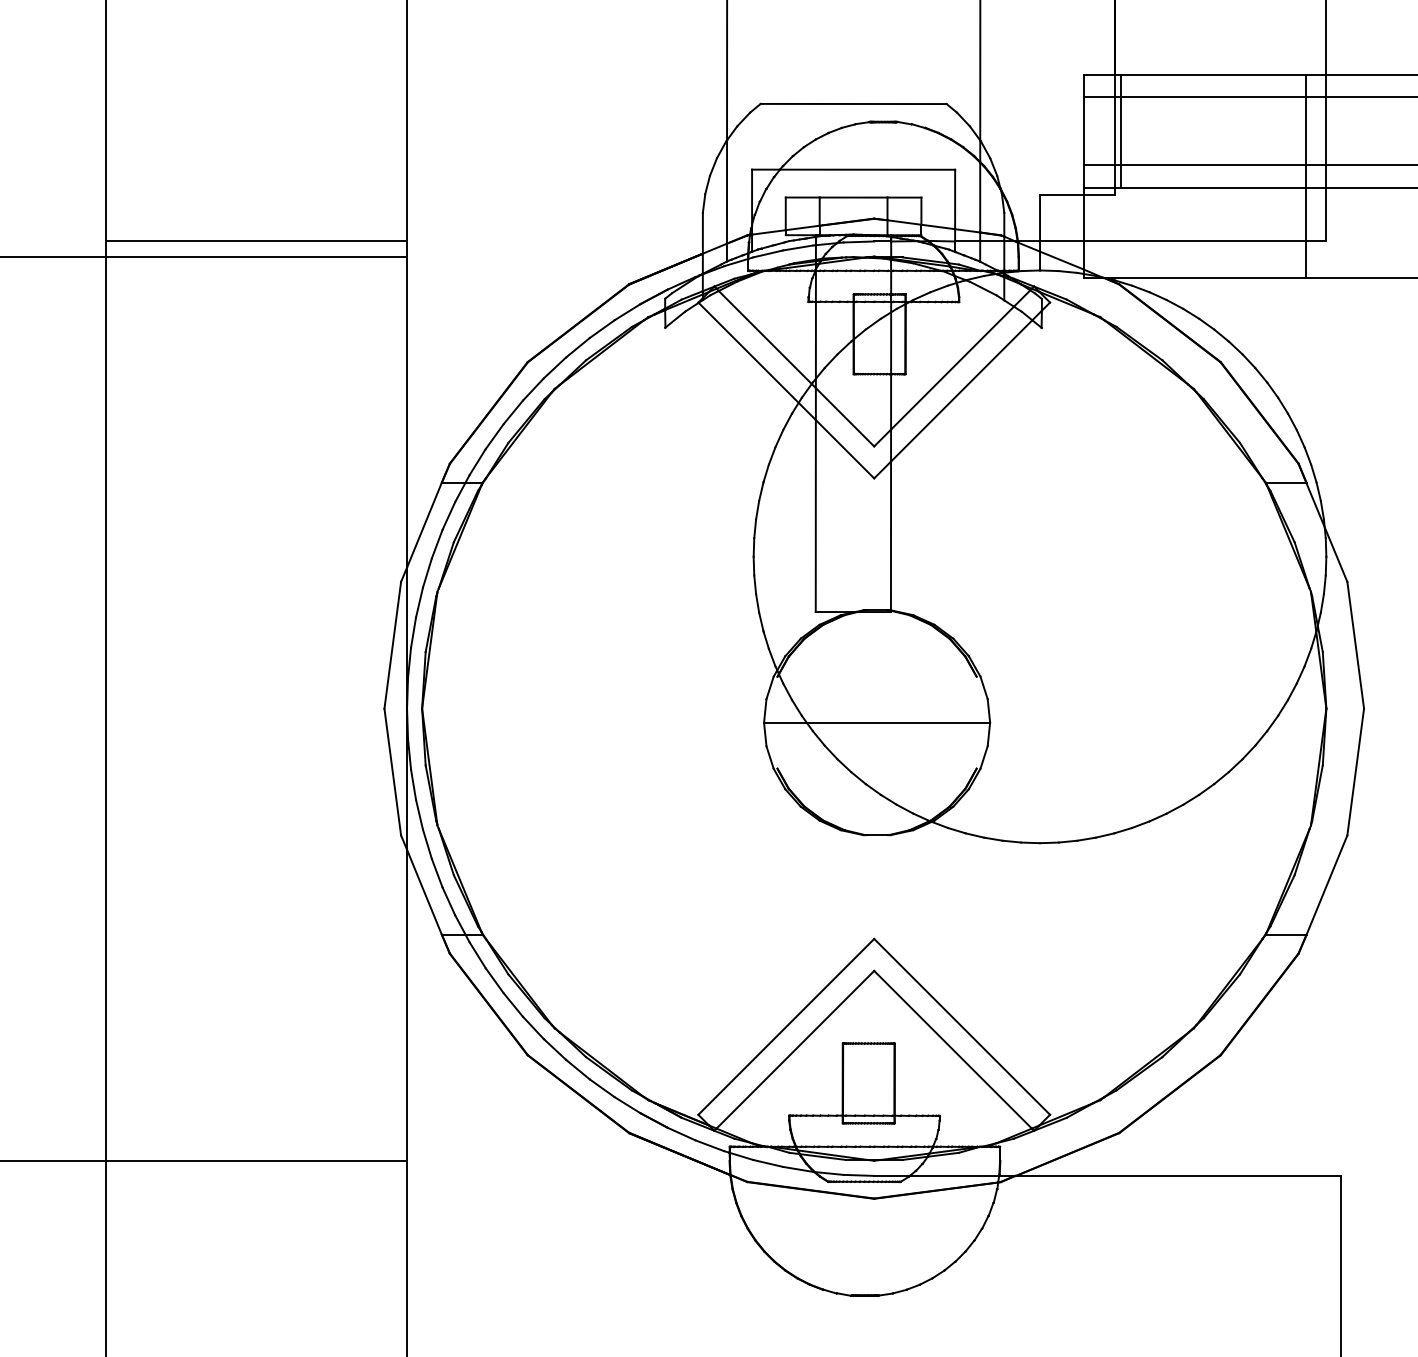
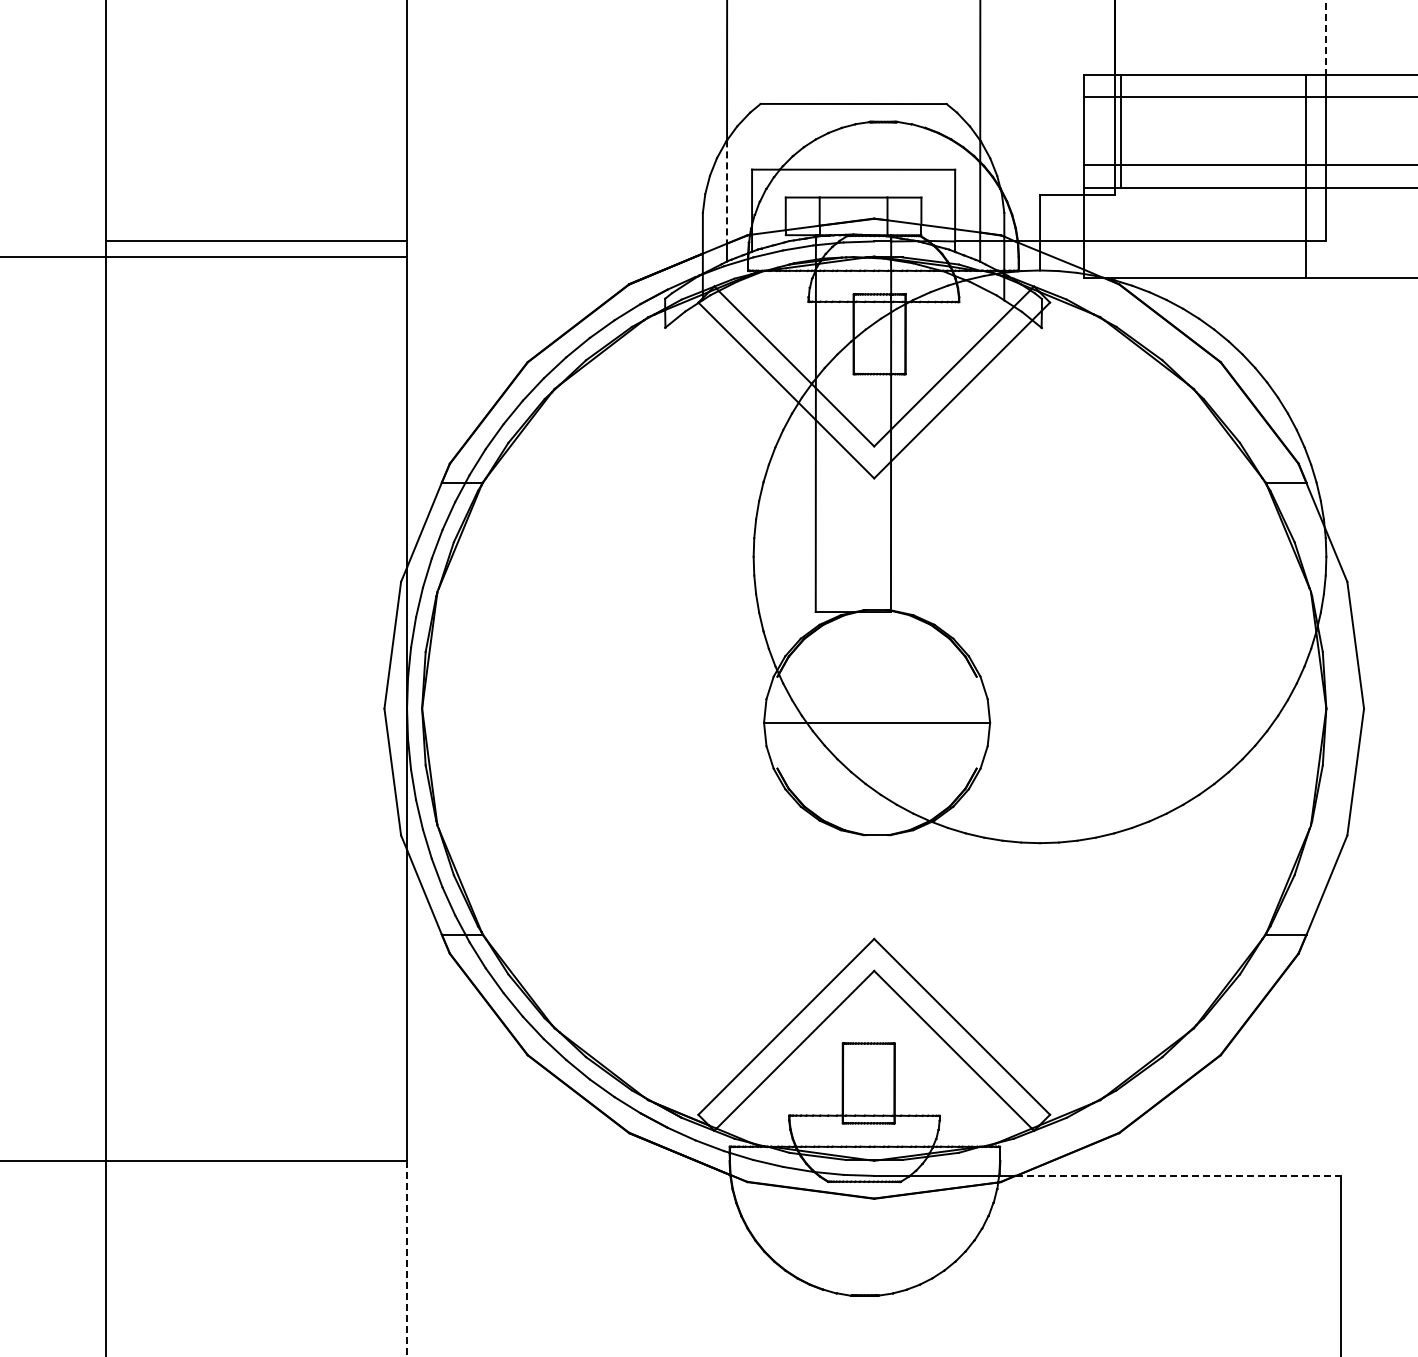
line: solid -> dashed (1326, 37)
line: solid -> dashed (727, 192)
line: solid -> dashed (1178, 1175)
line: solid -> dashed (407, 1258)
